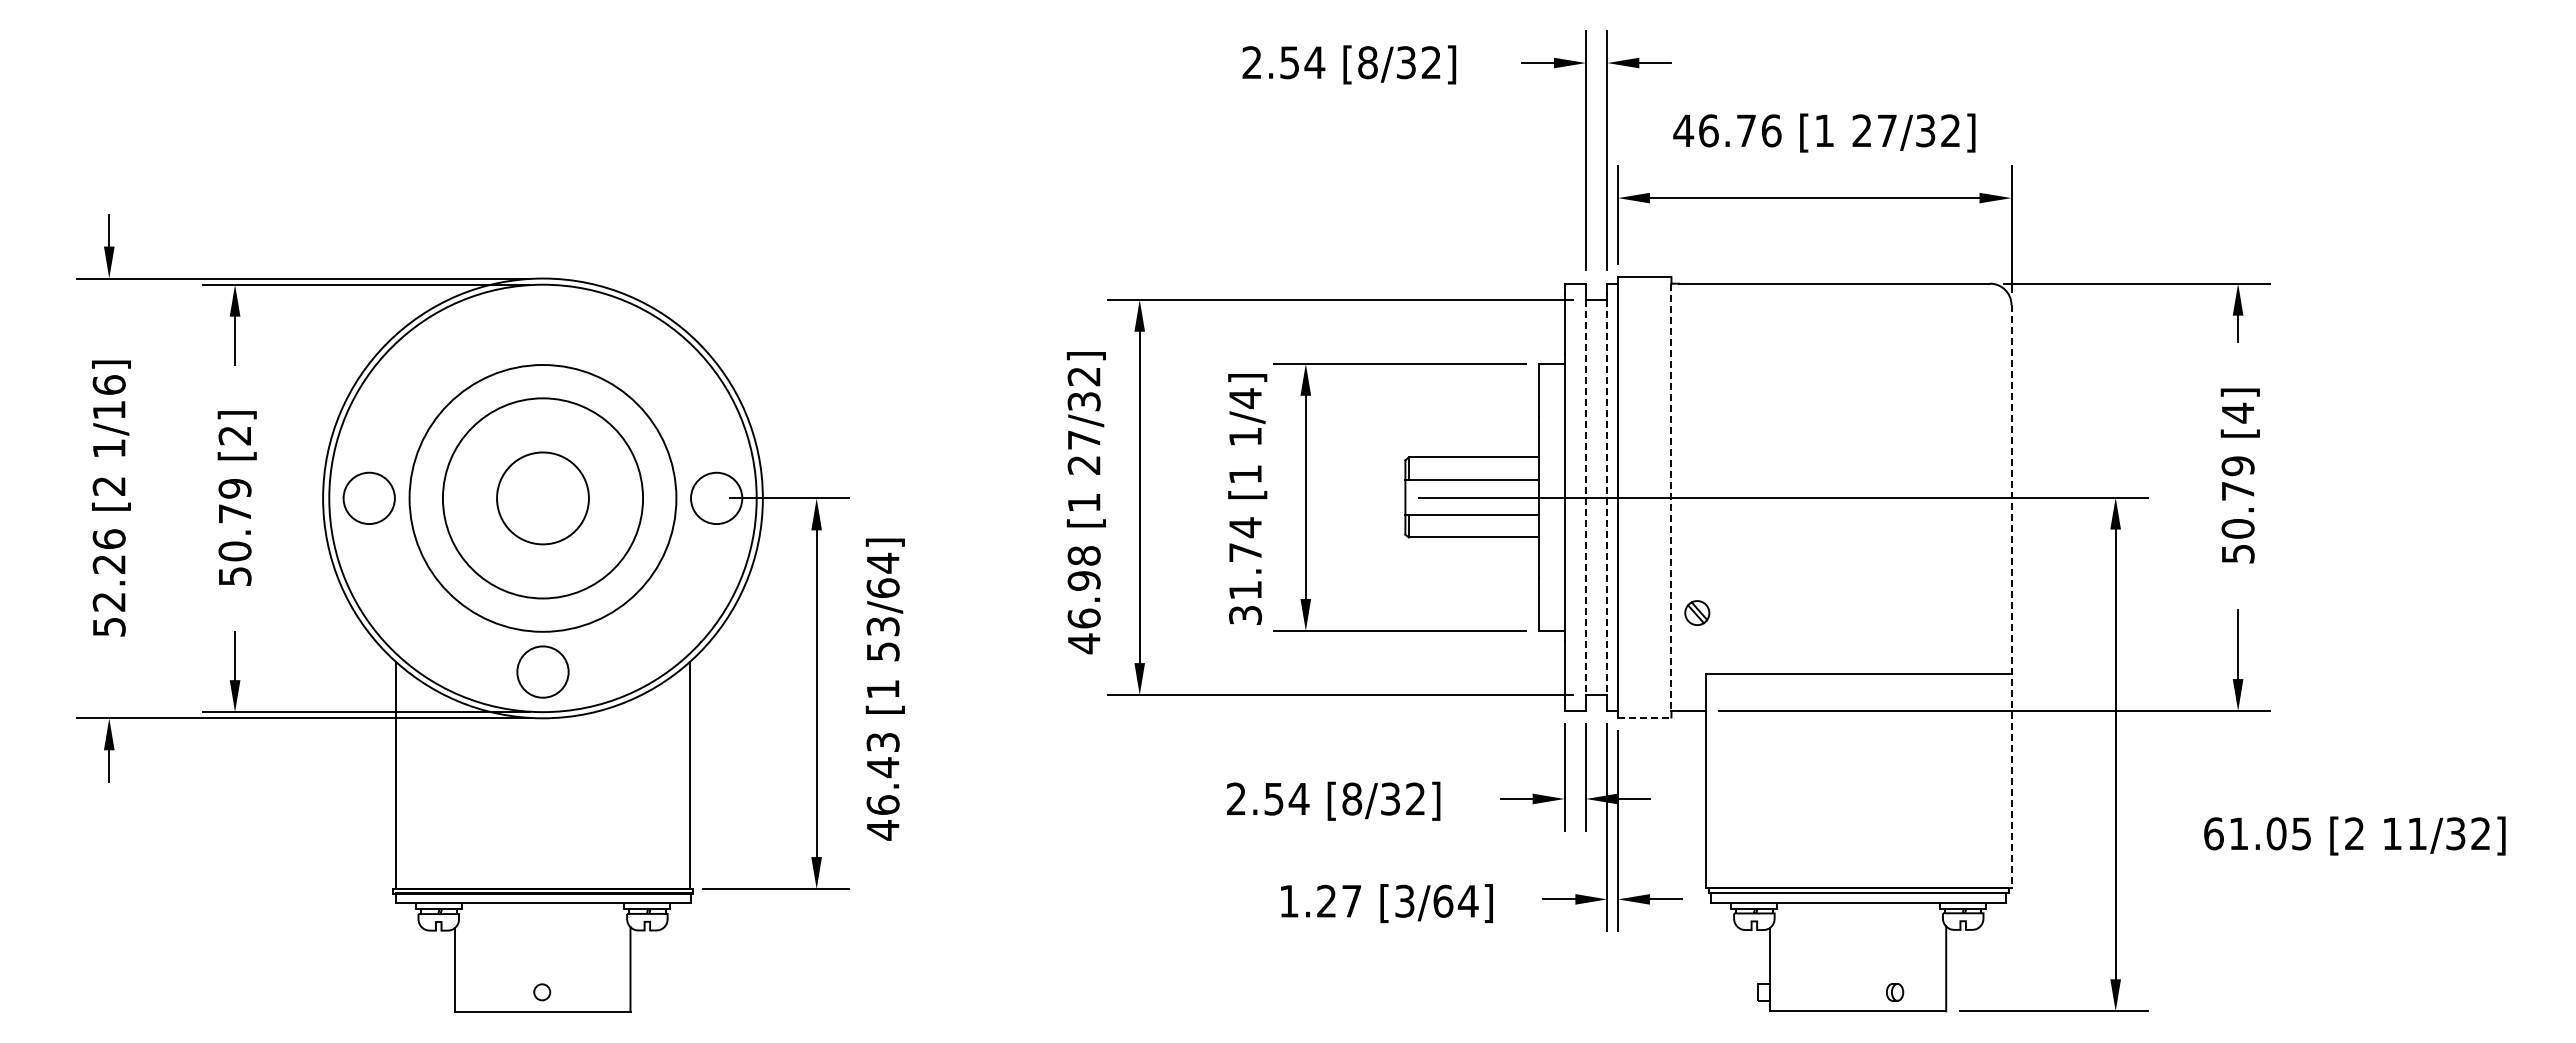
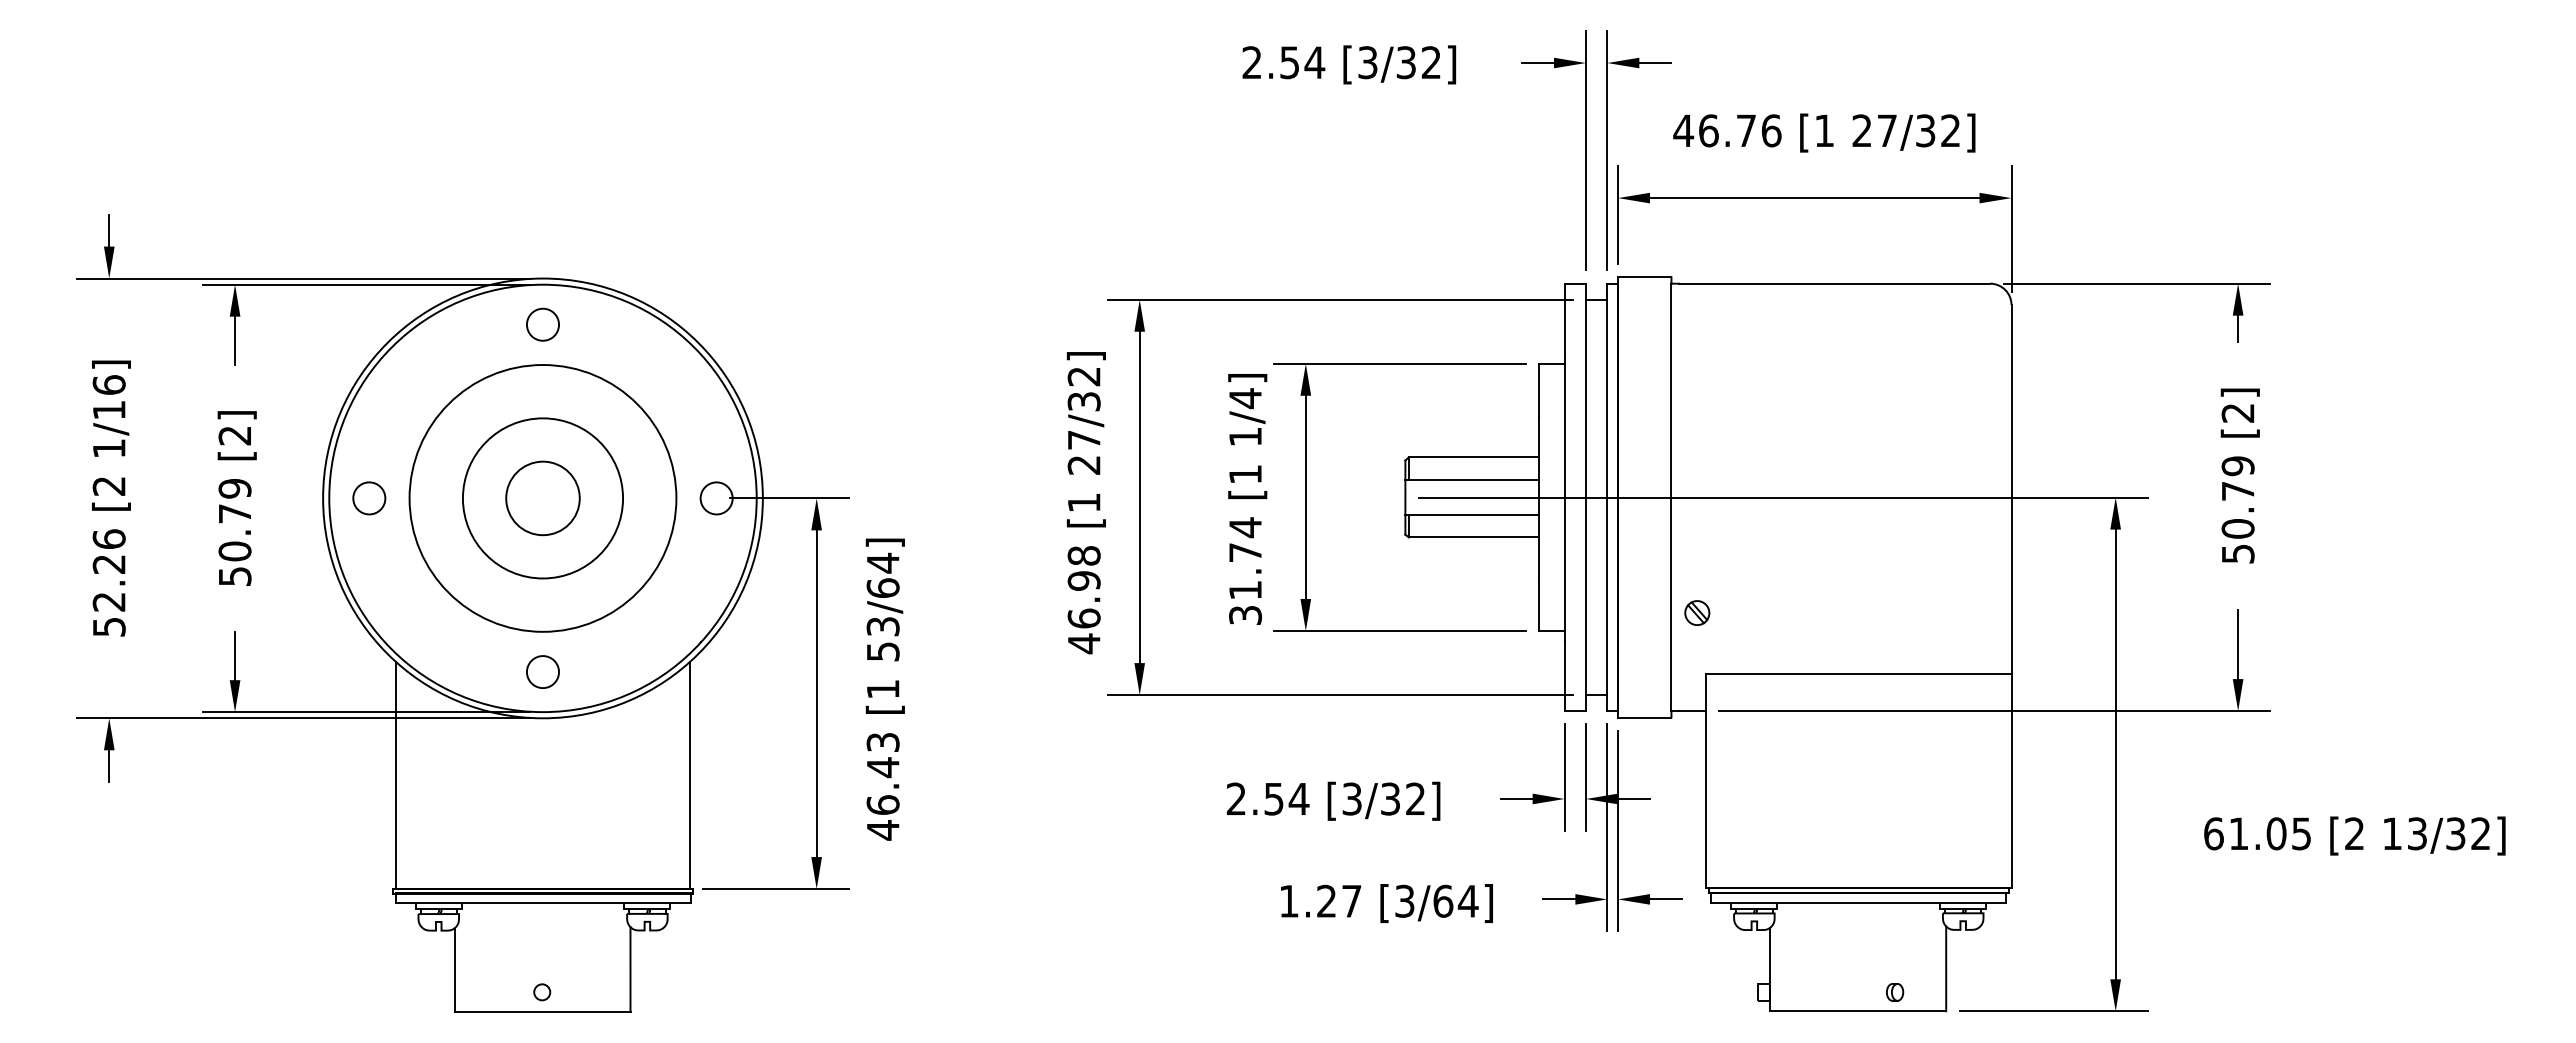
text: [8/32] -> [3/32] (1367, 62)
circle: none -> present (542, 324)
text: [4] -> [2] (2237, 412)
circle size: 54x54 px -> 35x35 px (369, 498)
line: dashed -> solid (1585, 497)
line: dashed -> solid (1607, 497)
line: dashed -> solid (1671, 497)
circle diameter: 200 px -> 160 px (542, 498)
circle diameter: 92 px -> 74 px (542, 498)
circle diameter: 51 px -> 32 px (716, 498)
line: dashed -> solid (2011, 596)
circle diameter: 51 px -> 32 px (542, 672)
line: dashed -> solid (1644, 717)
text: [8/32] -> [3/32] (1352, 798)
text: 11/32] -> 13/32] (2417, 833)
